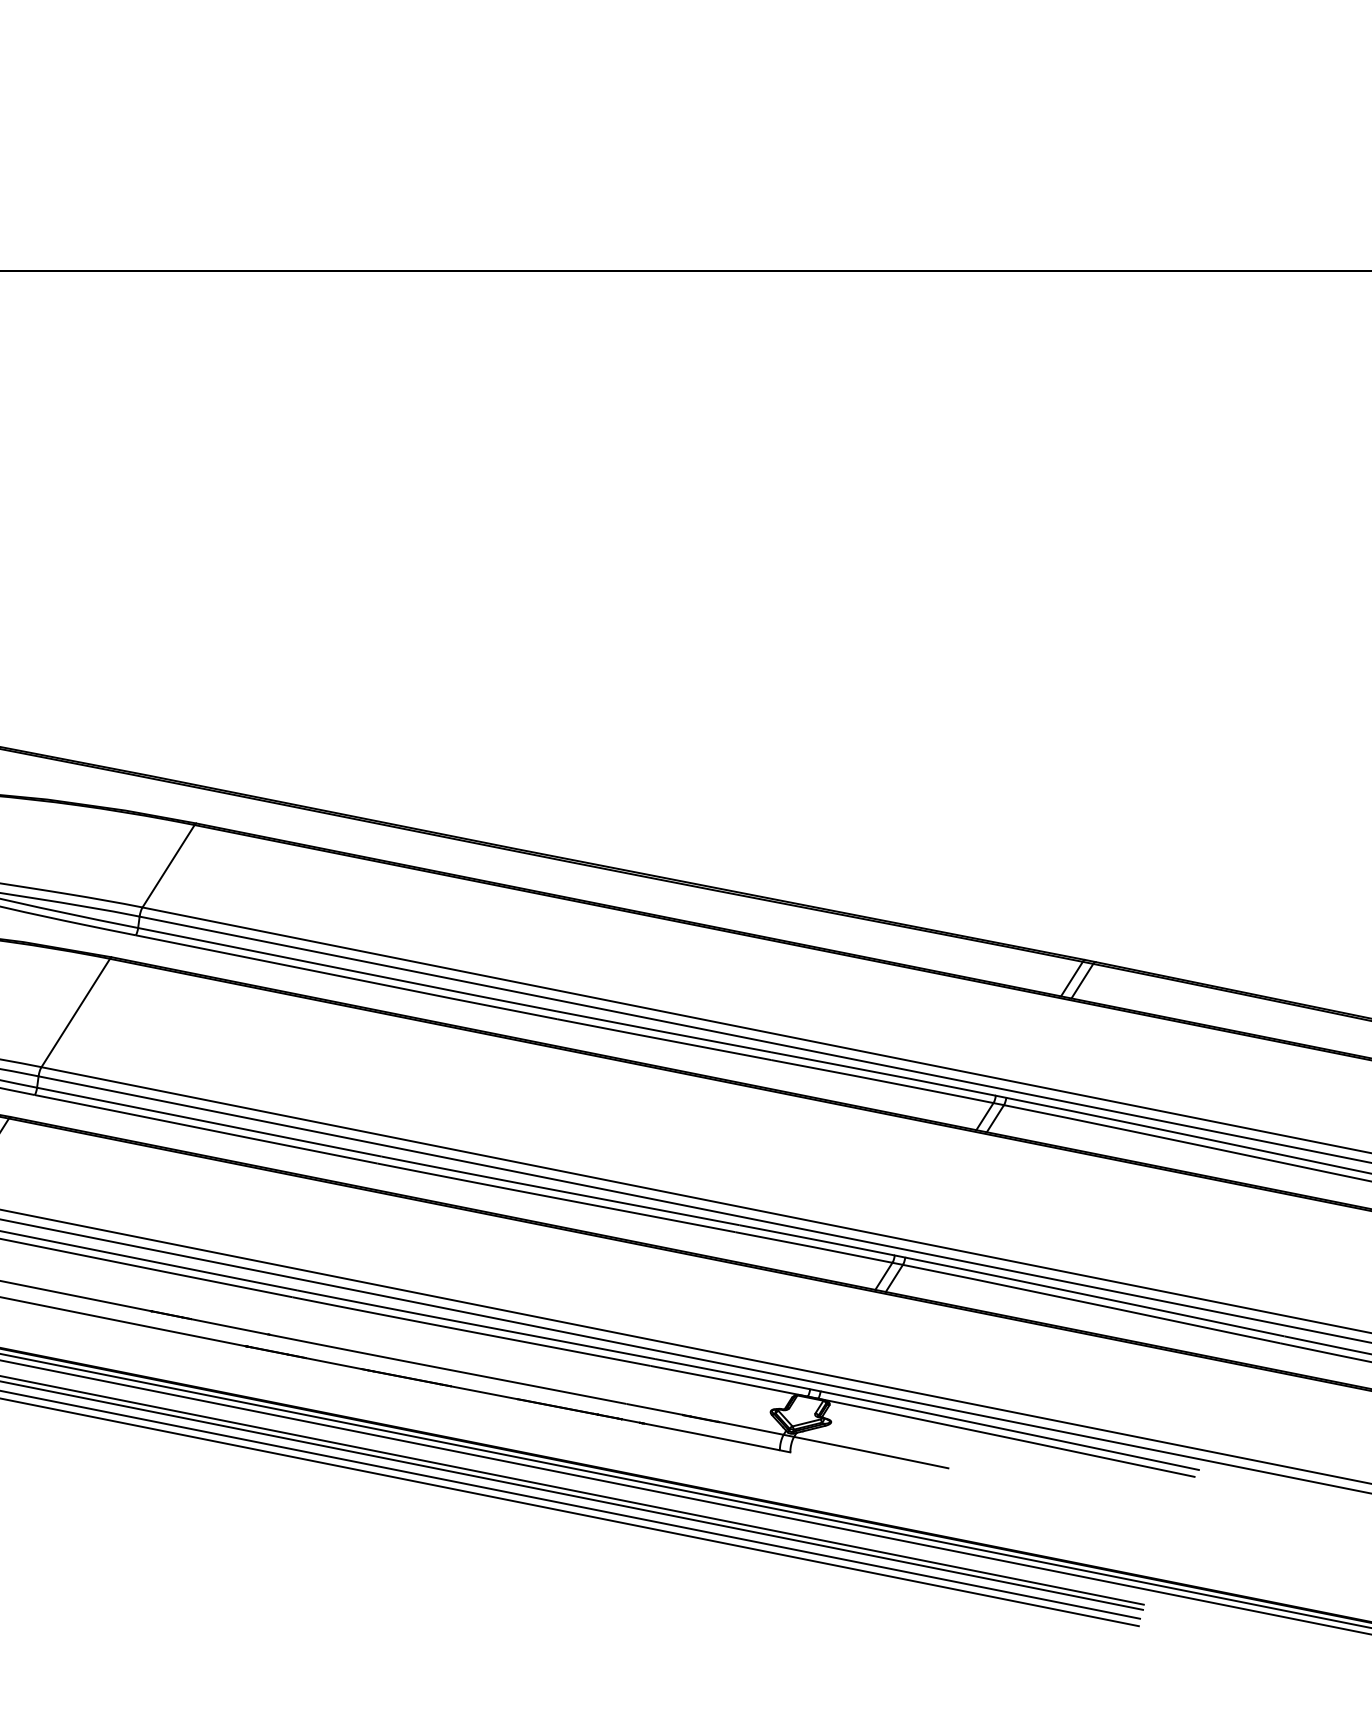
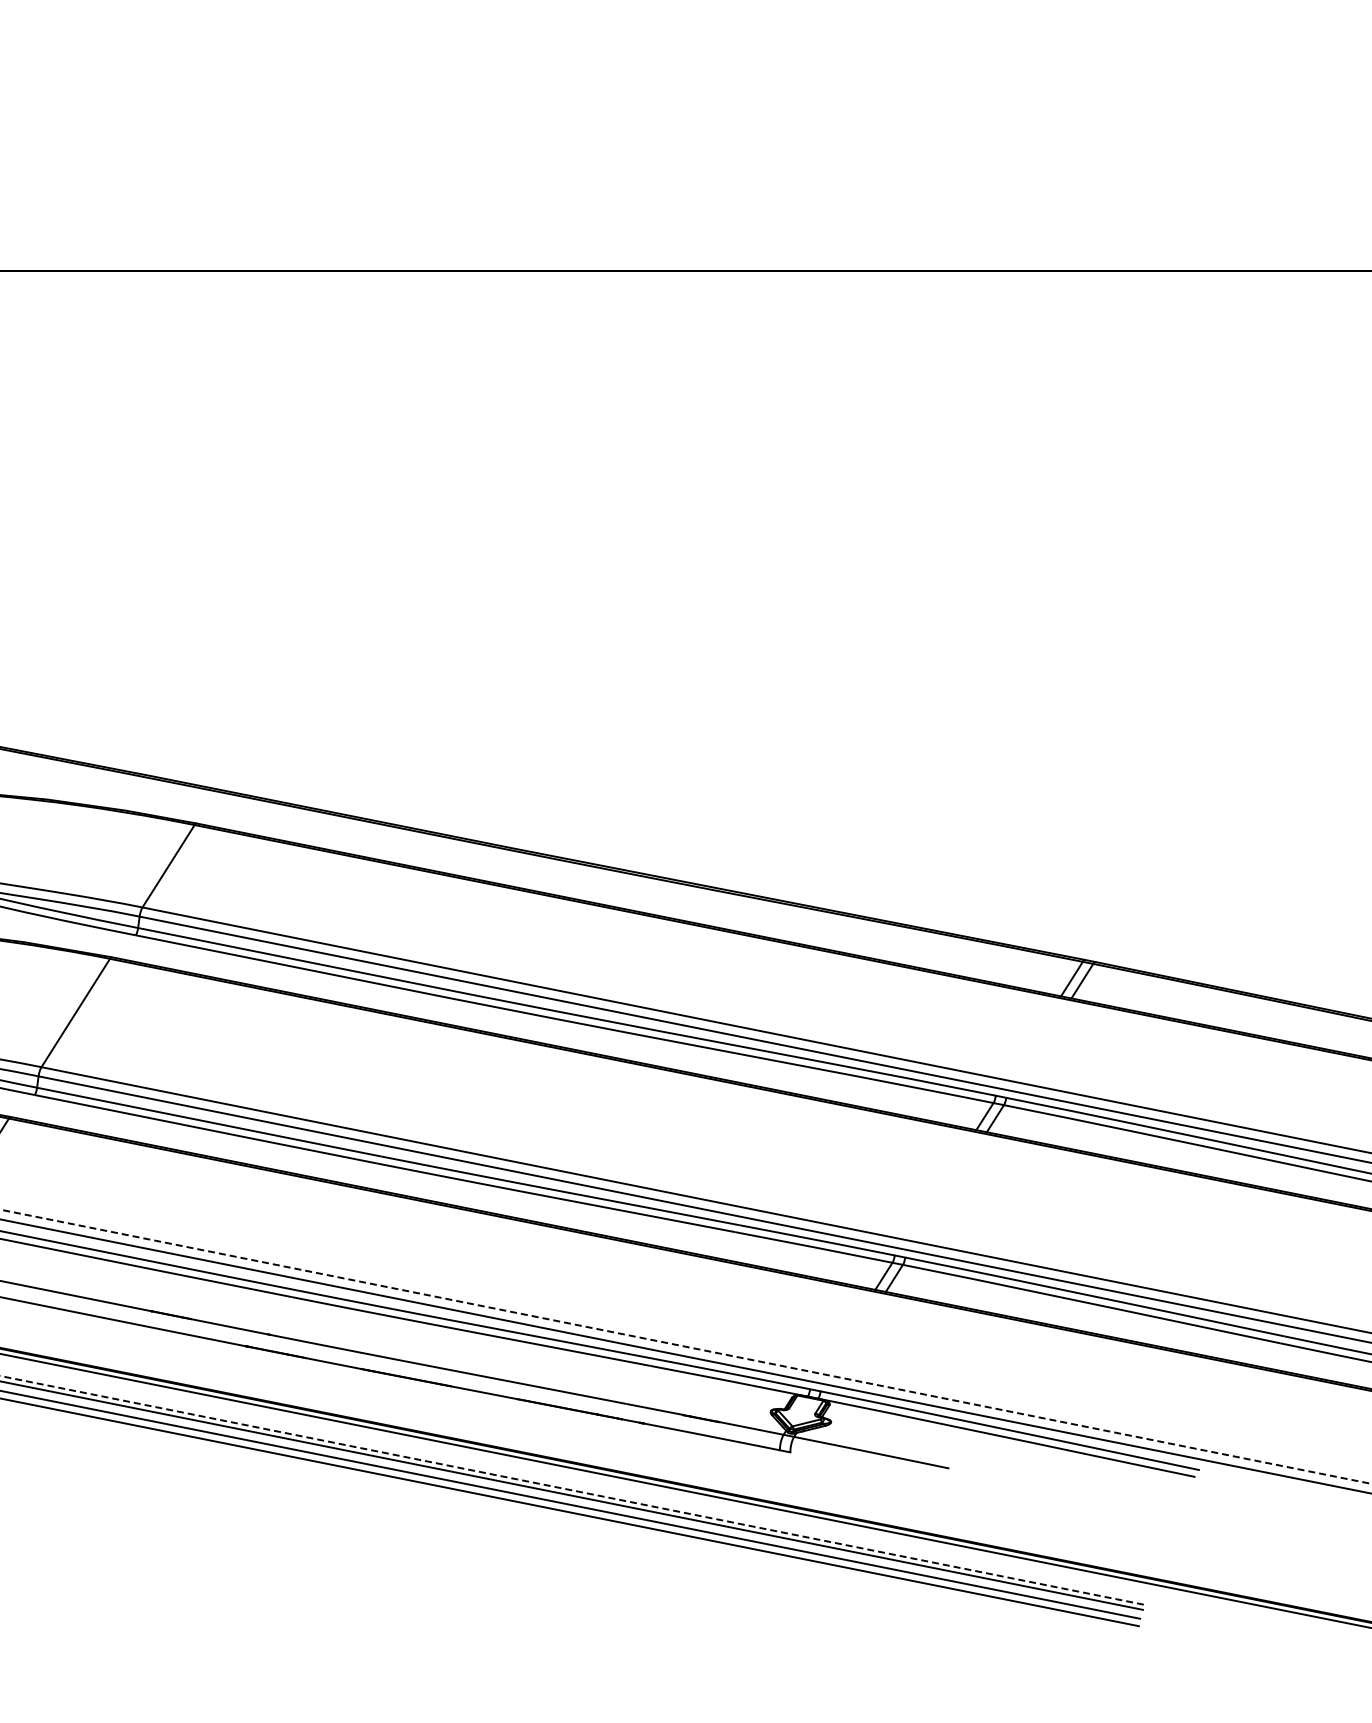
line: solid -> dashed (686, 1346)
line: solid -> dashed (572, 1490)
line: present -> none (685, 1497)
